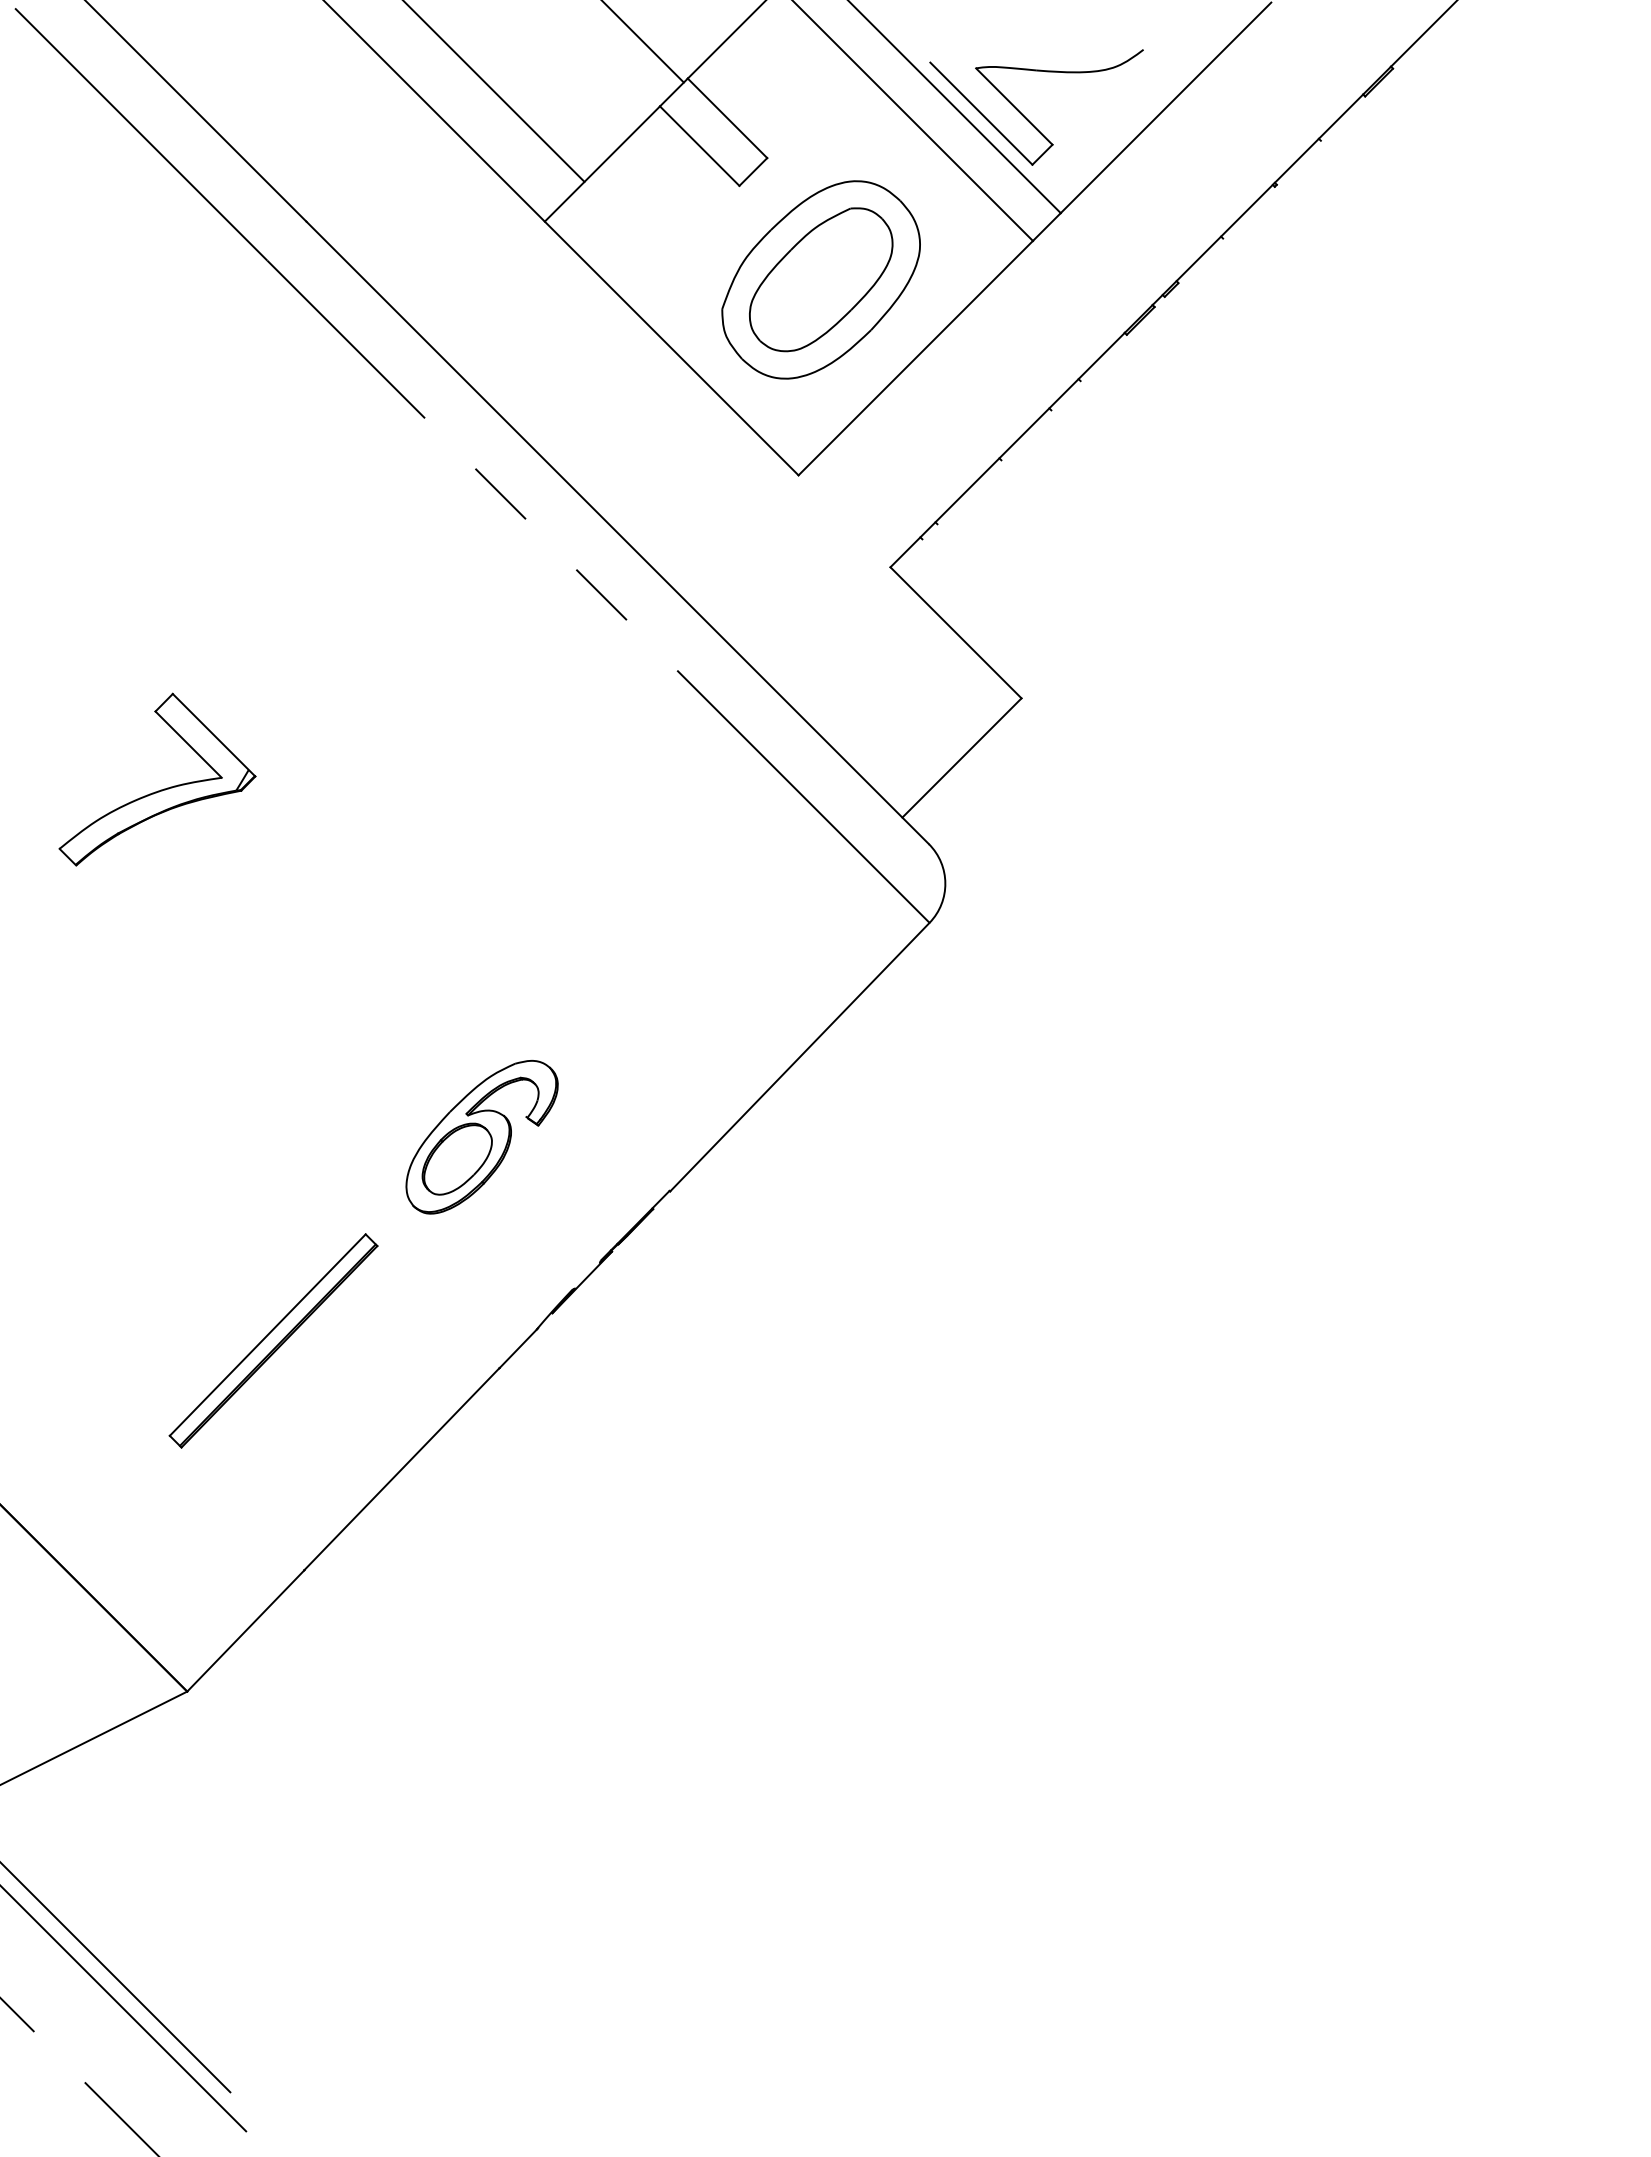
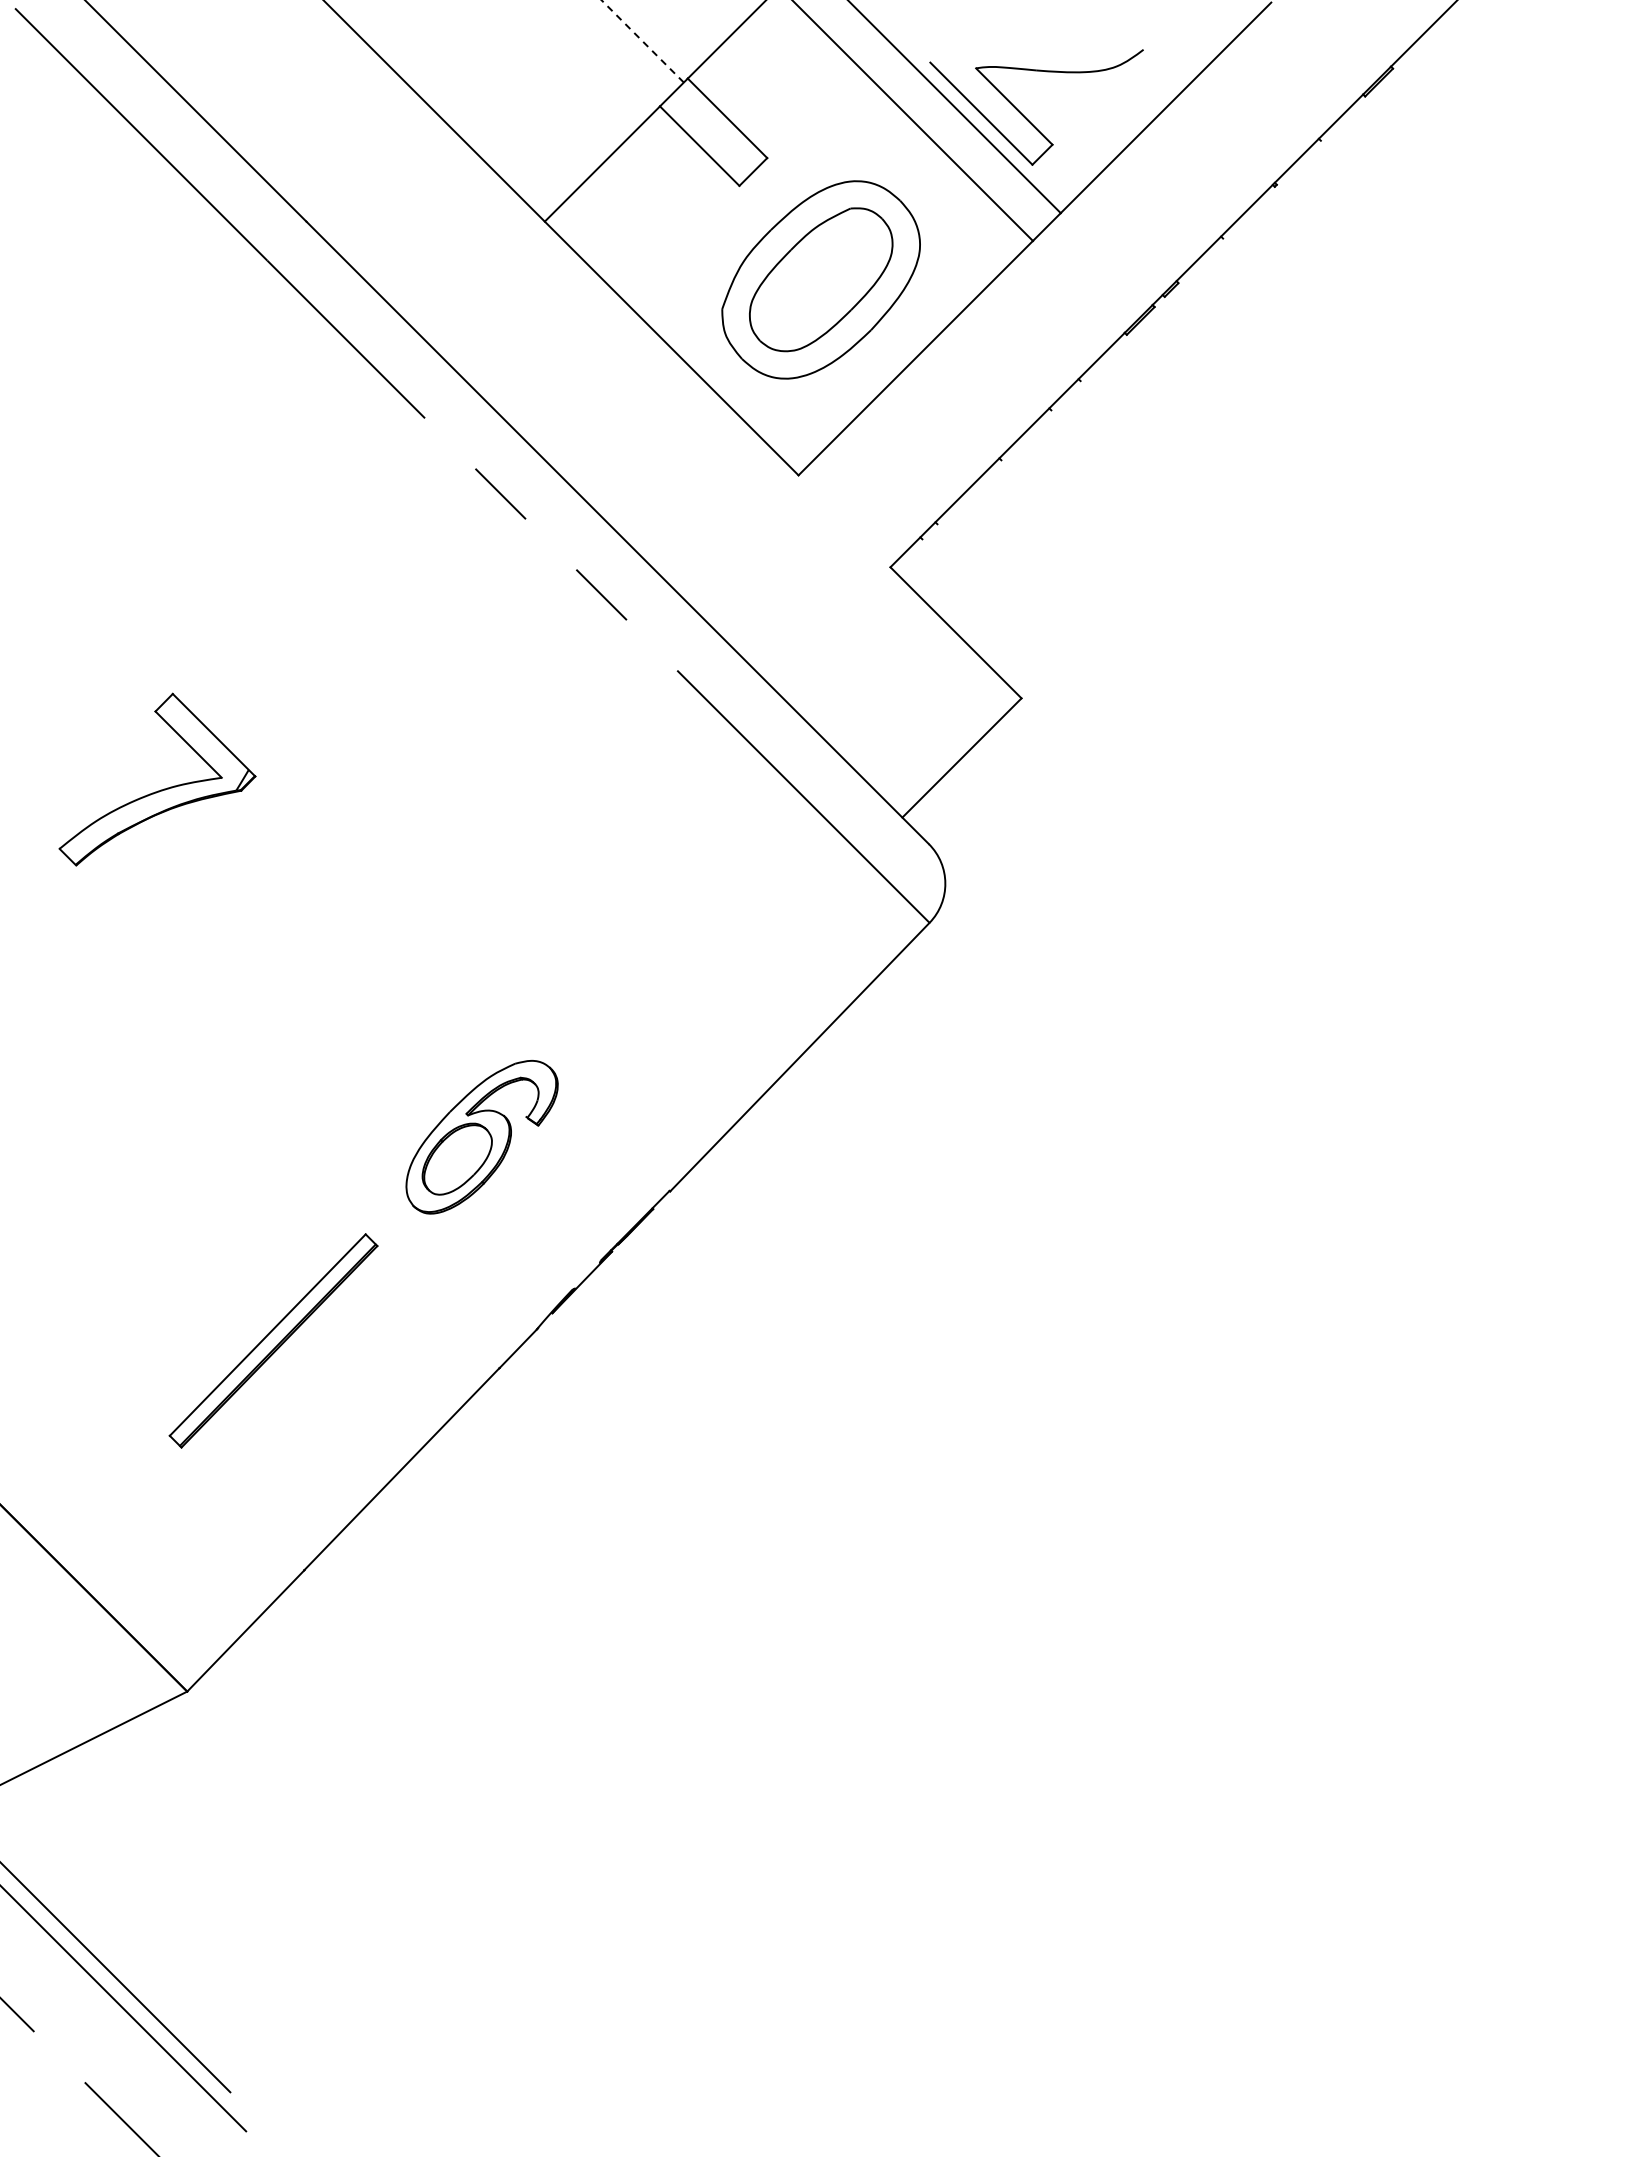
line: solid -> dashed (642, 40)
line: present -> none (494, 91)
